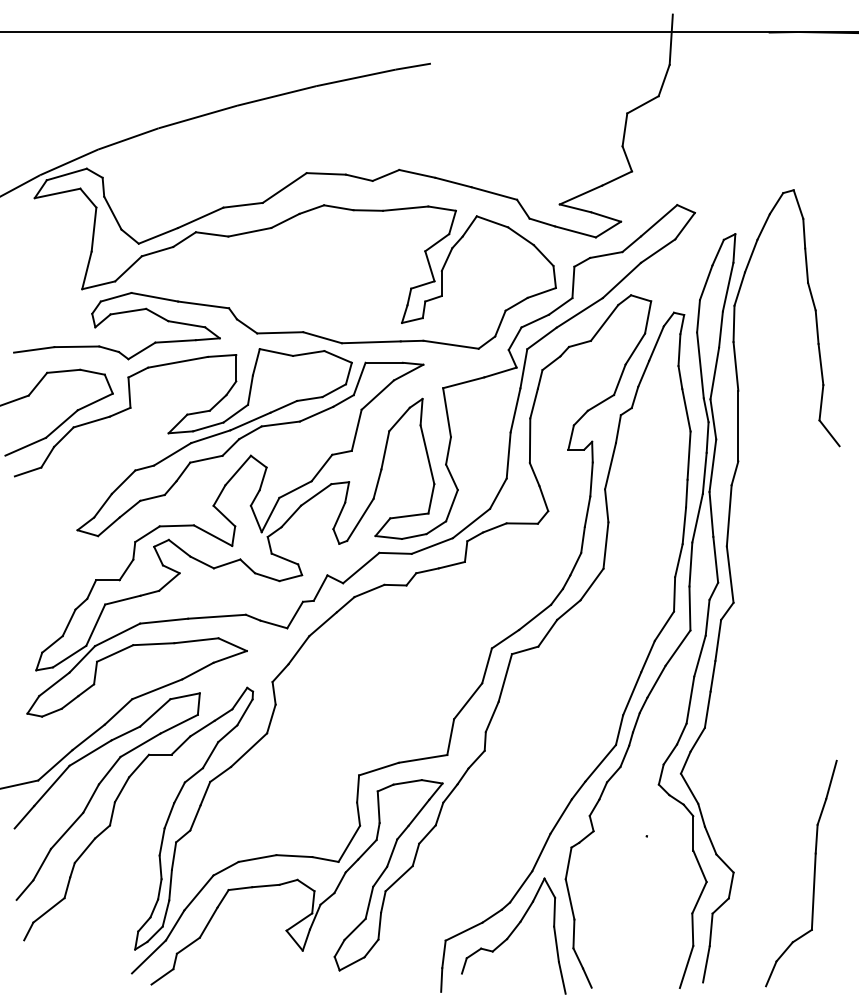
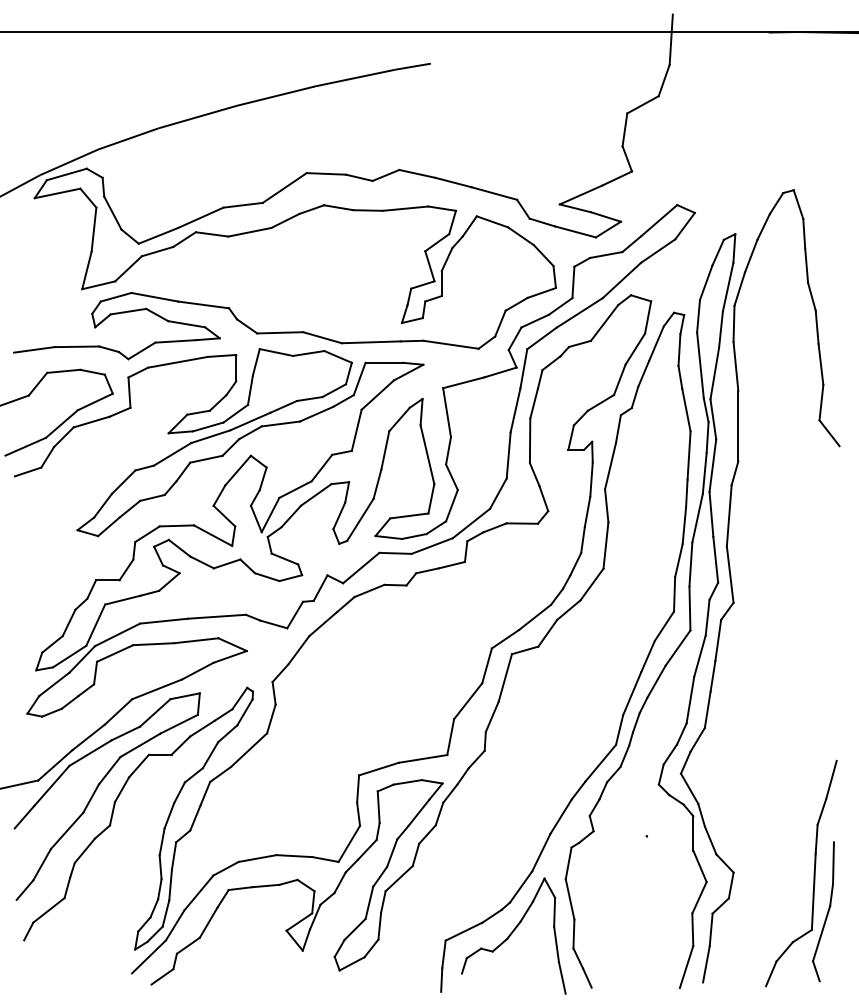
part: none -> present (823, 911)
